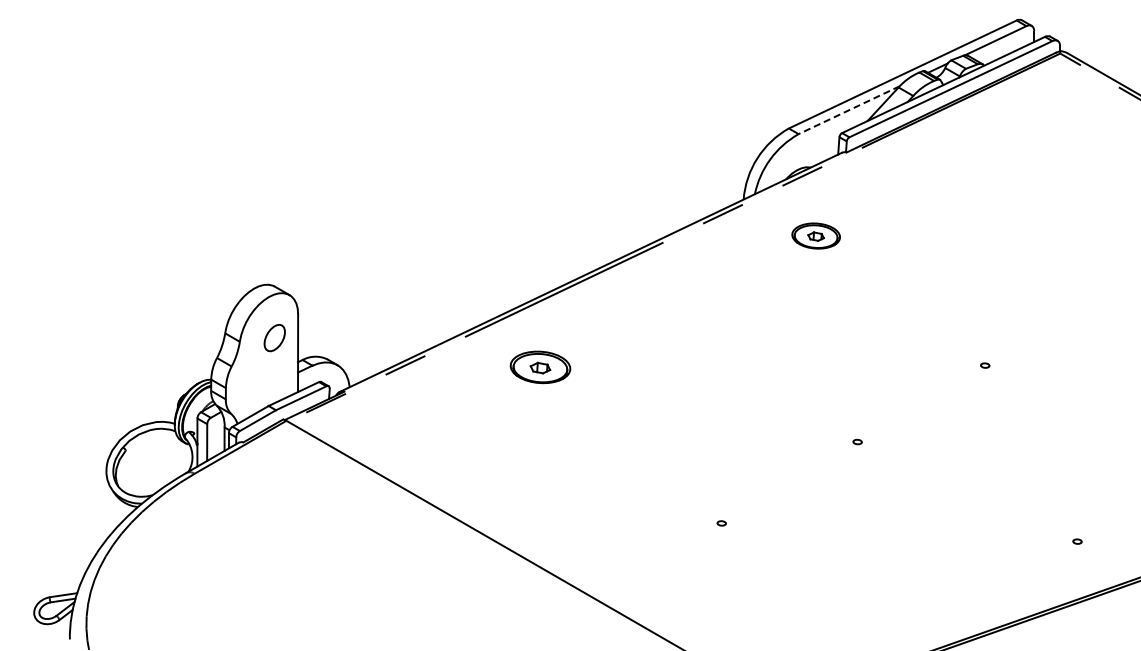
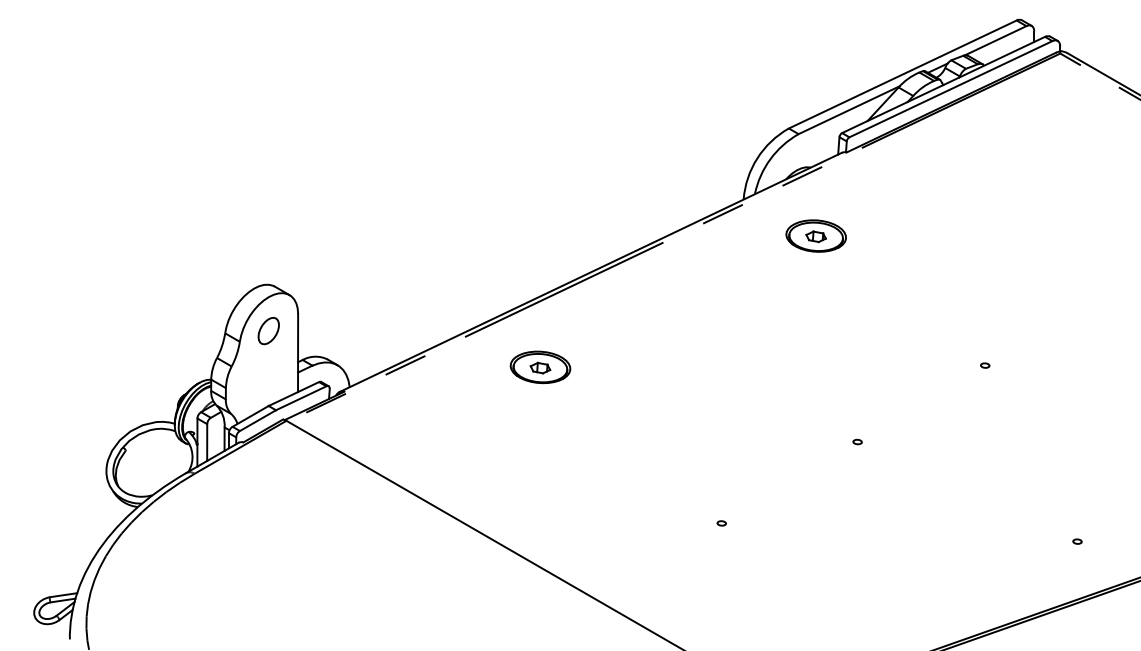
line: dashed -> solid (849, 110)
part size: 50x28 px -> 62x34 px (815, 235)
part position: (274, 338) -> (268, 331) (268, 331)
